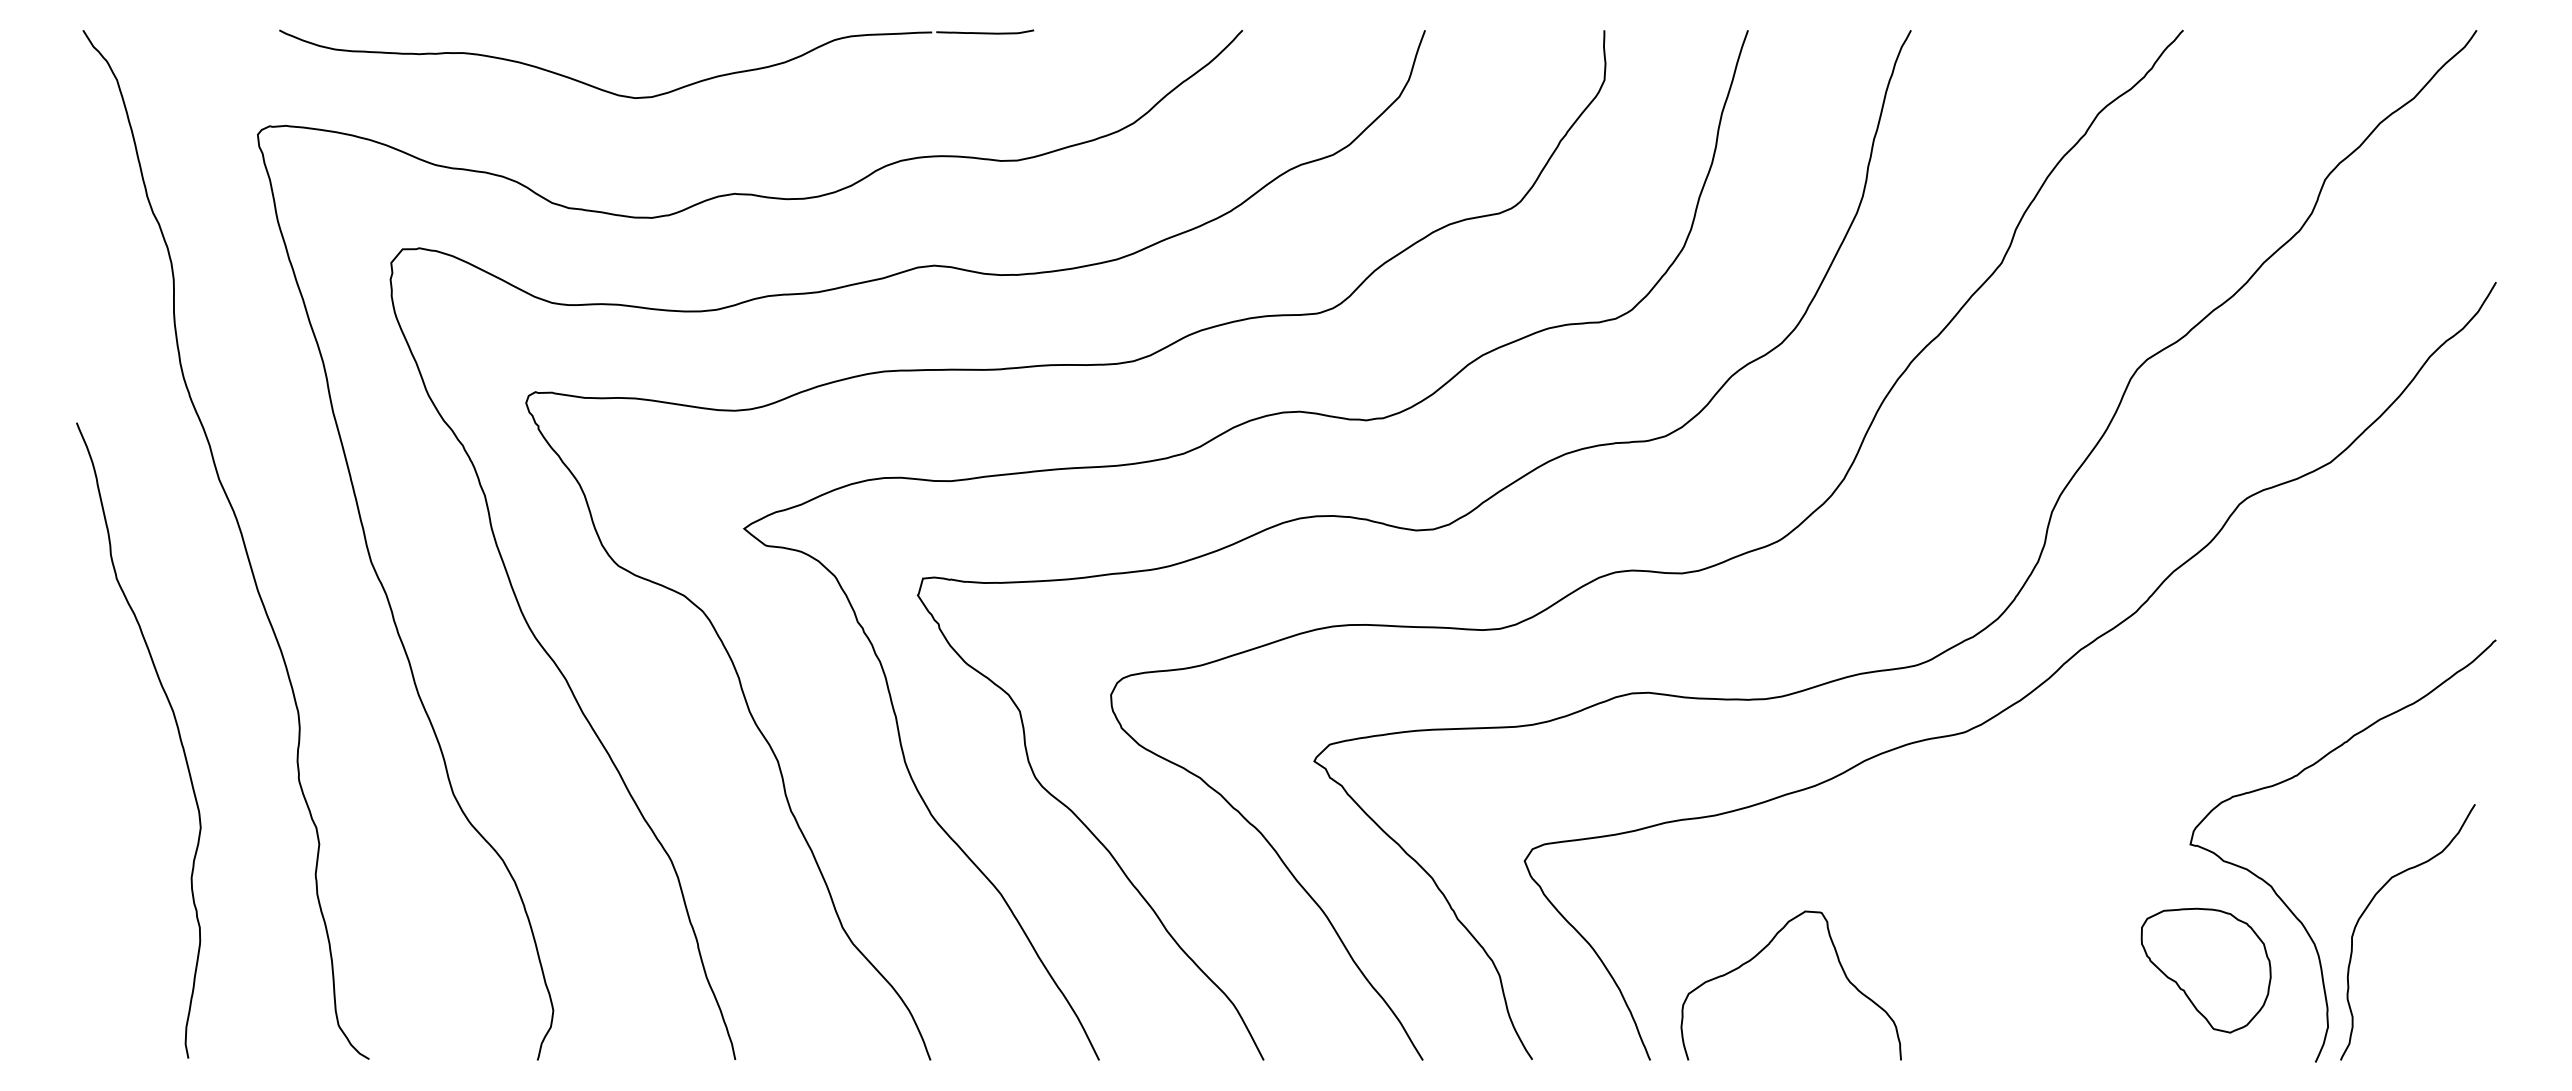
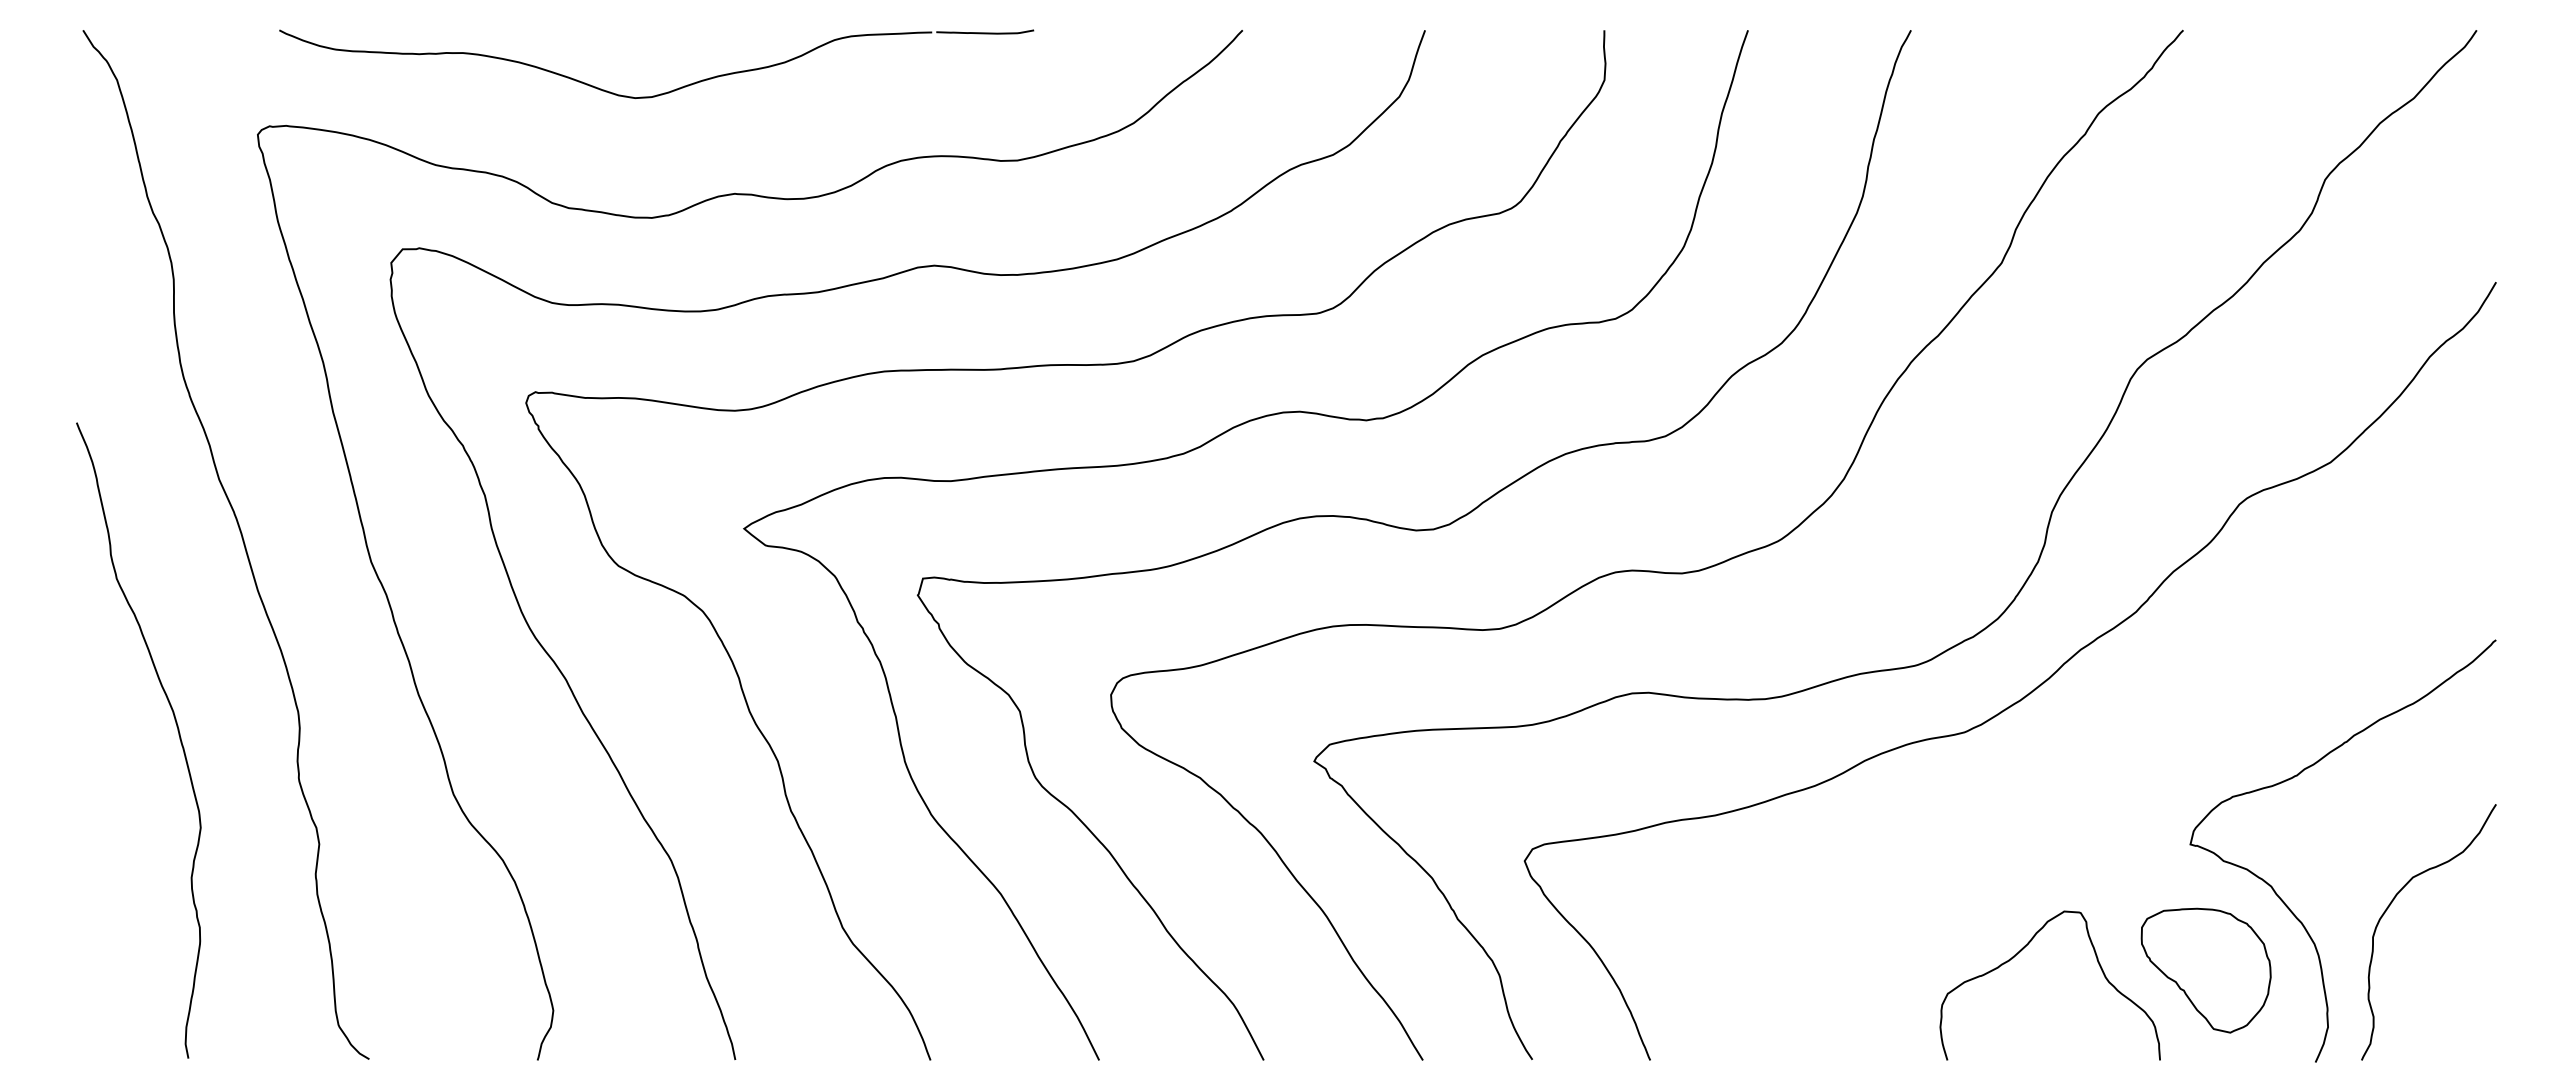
curve position: (2368, 907) -> (2389, 907) (2389, 907)
curve position: (1760, 953) -> (2019, 953) (2019, 953)
